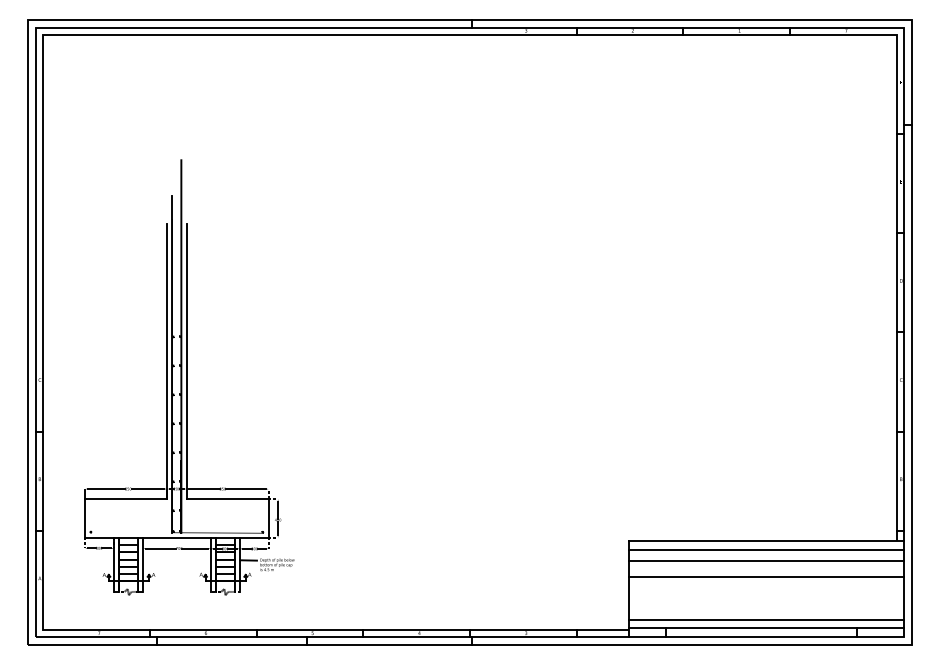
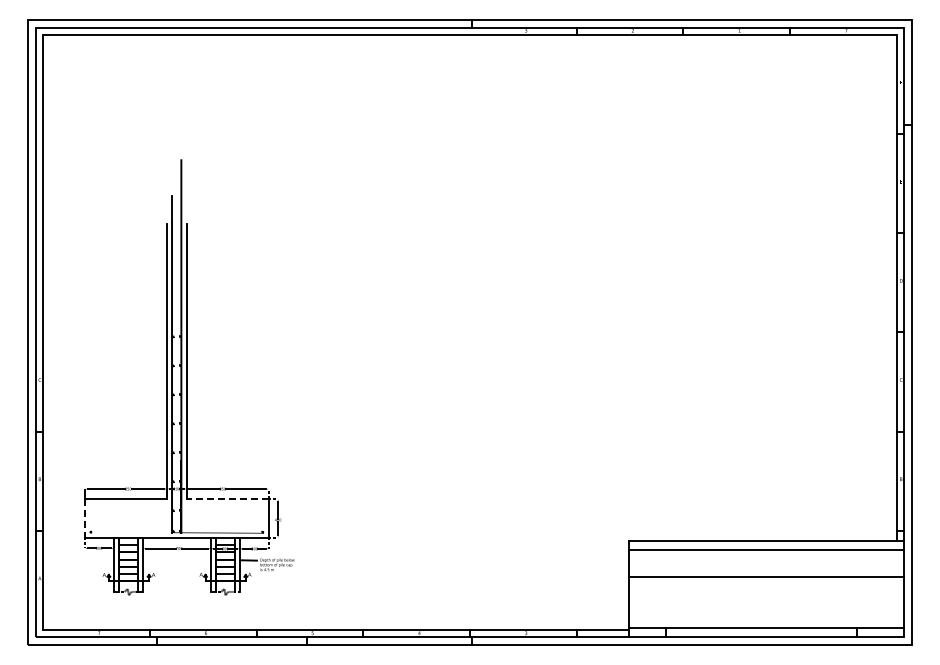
line: solid -> dashed (227, 499)
line: solid -> dashed (85, 518)
line: present -> none (766, 561)
line: present -> none (766, 619)
